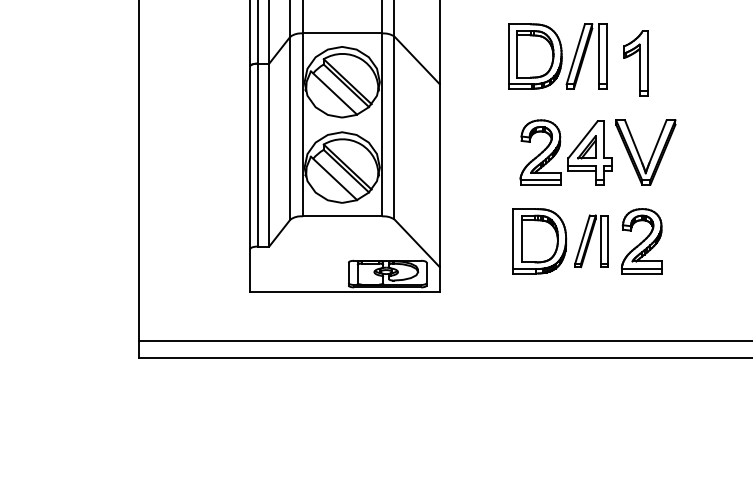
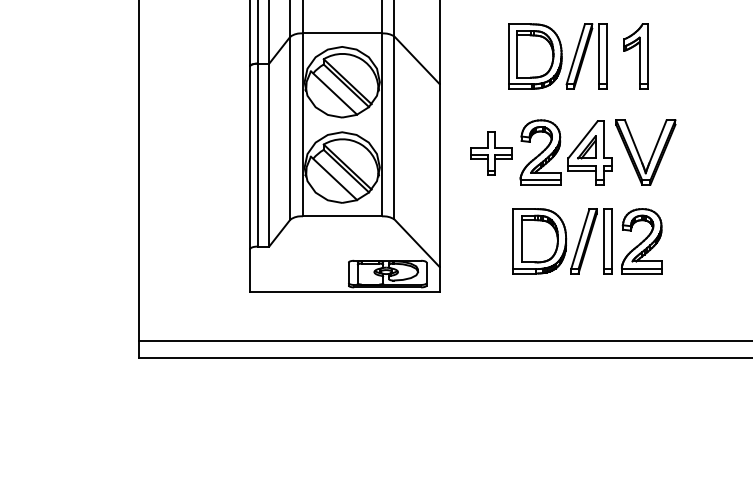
part position: (635, 63) -> (635, 56) (635, 56)
part: none -> present (491, 153)
part size: 35x55 px -> 43x67 px (591, 241)
